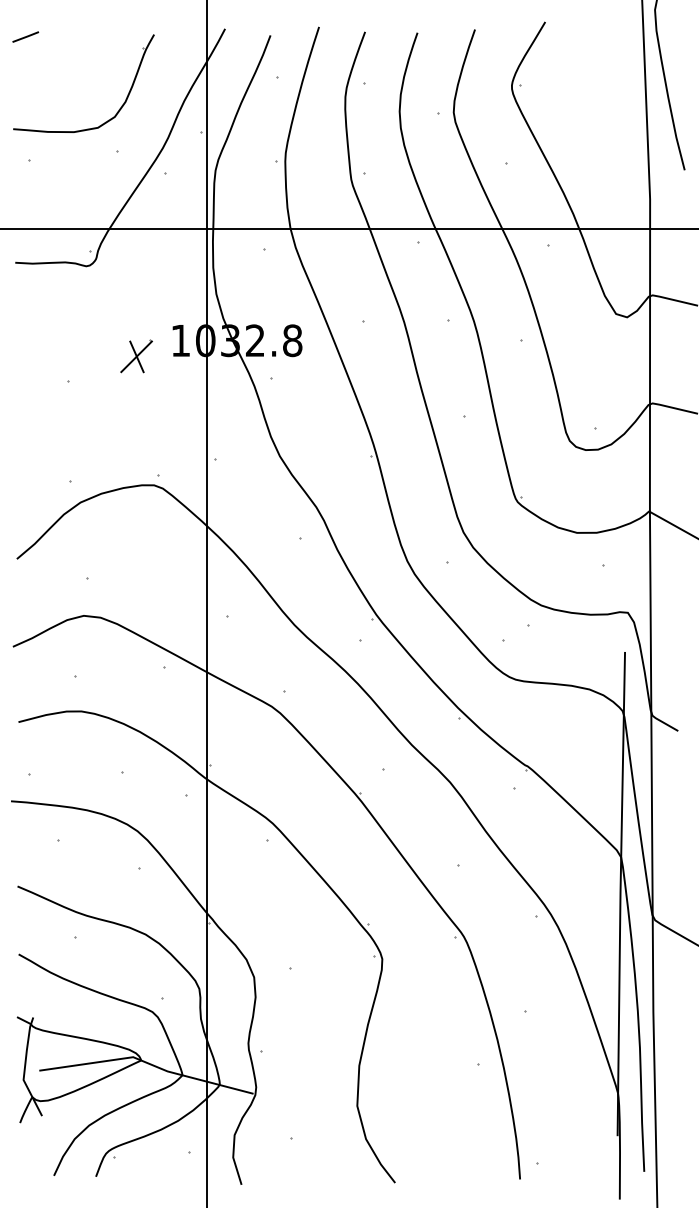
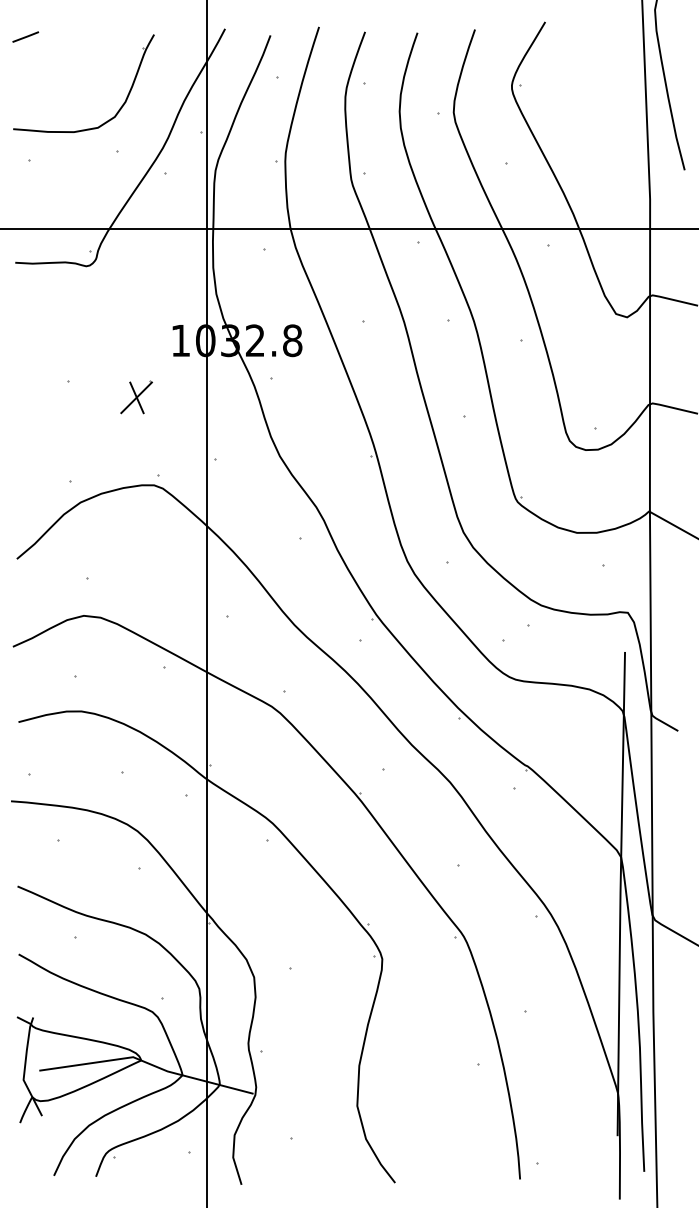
part position: (136, 356) -> (136, 397) (136, 397)
